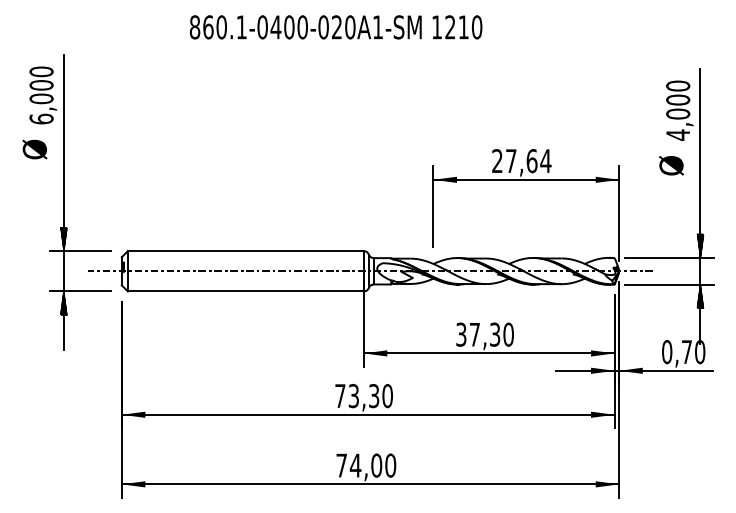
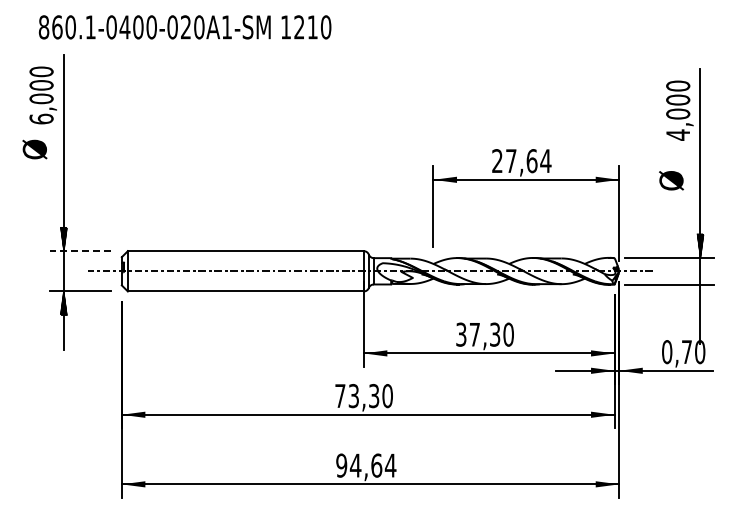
text position: (335, 27) -> (184, 27) (184, 27)
text position: (671, 165) -> (671, 180) (671, 180)
line: solid -> dashed (80, 251)
hatch: present -> none (700, 296)
text: 74,00 -> 94,64 (366, 465)
